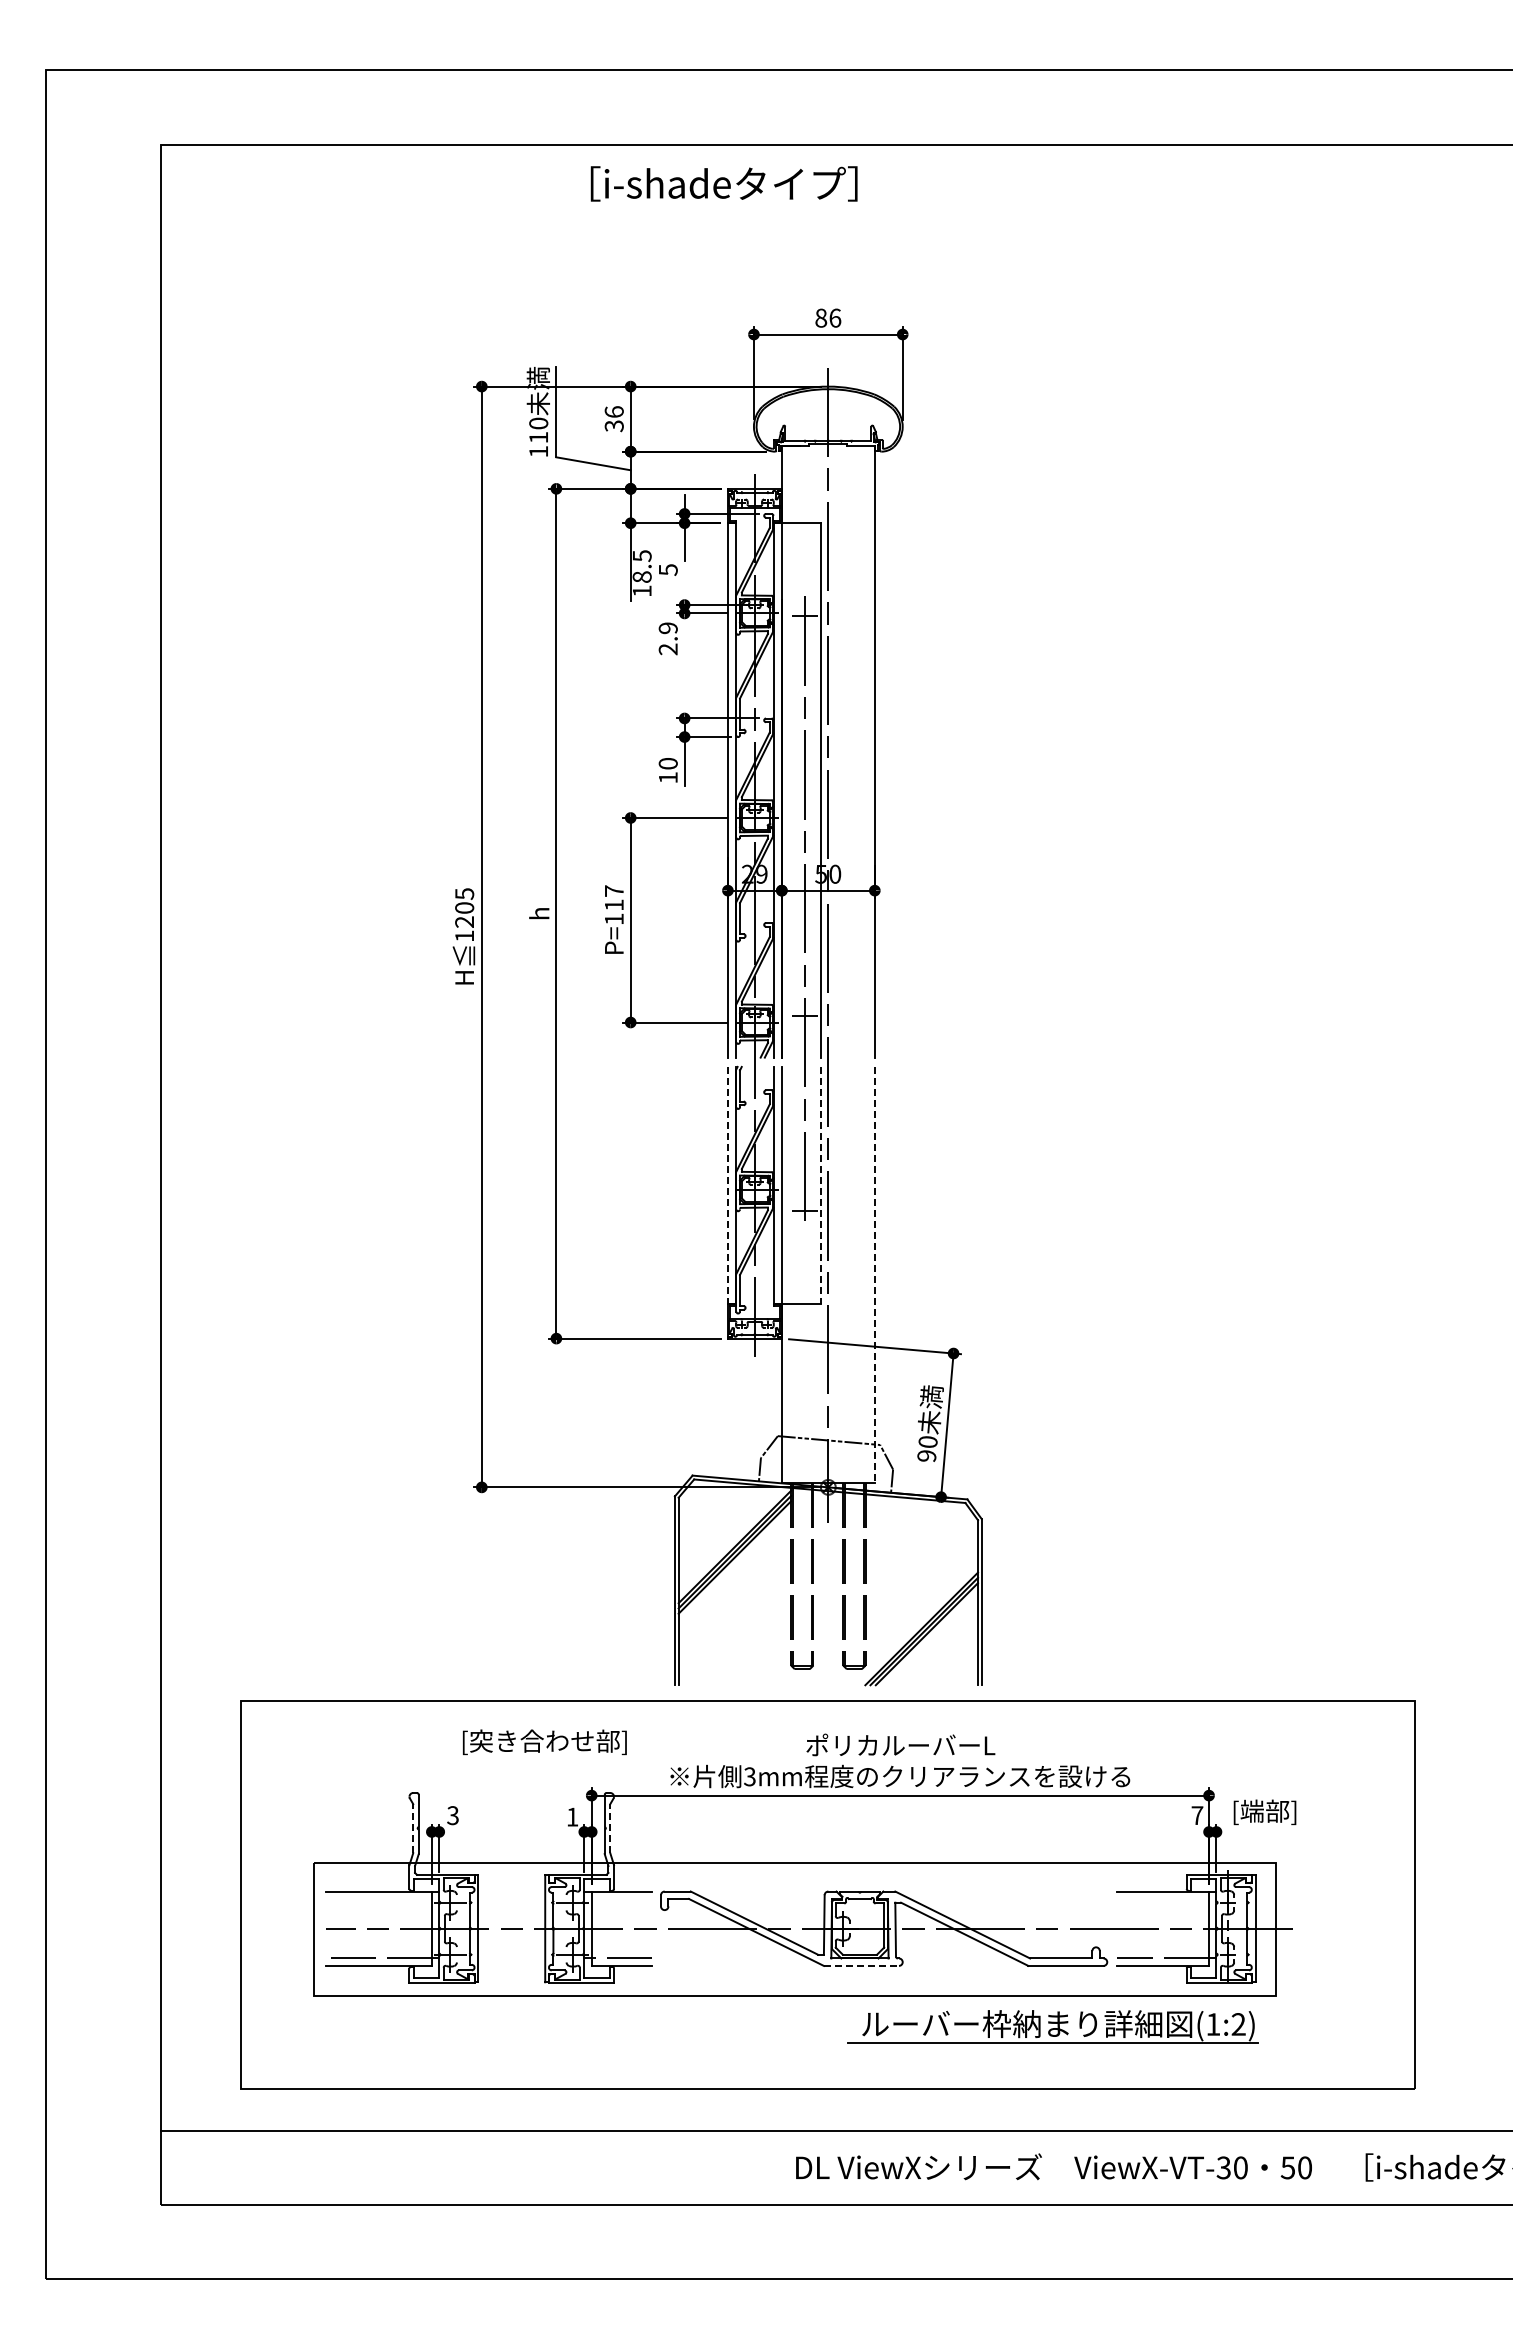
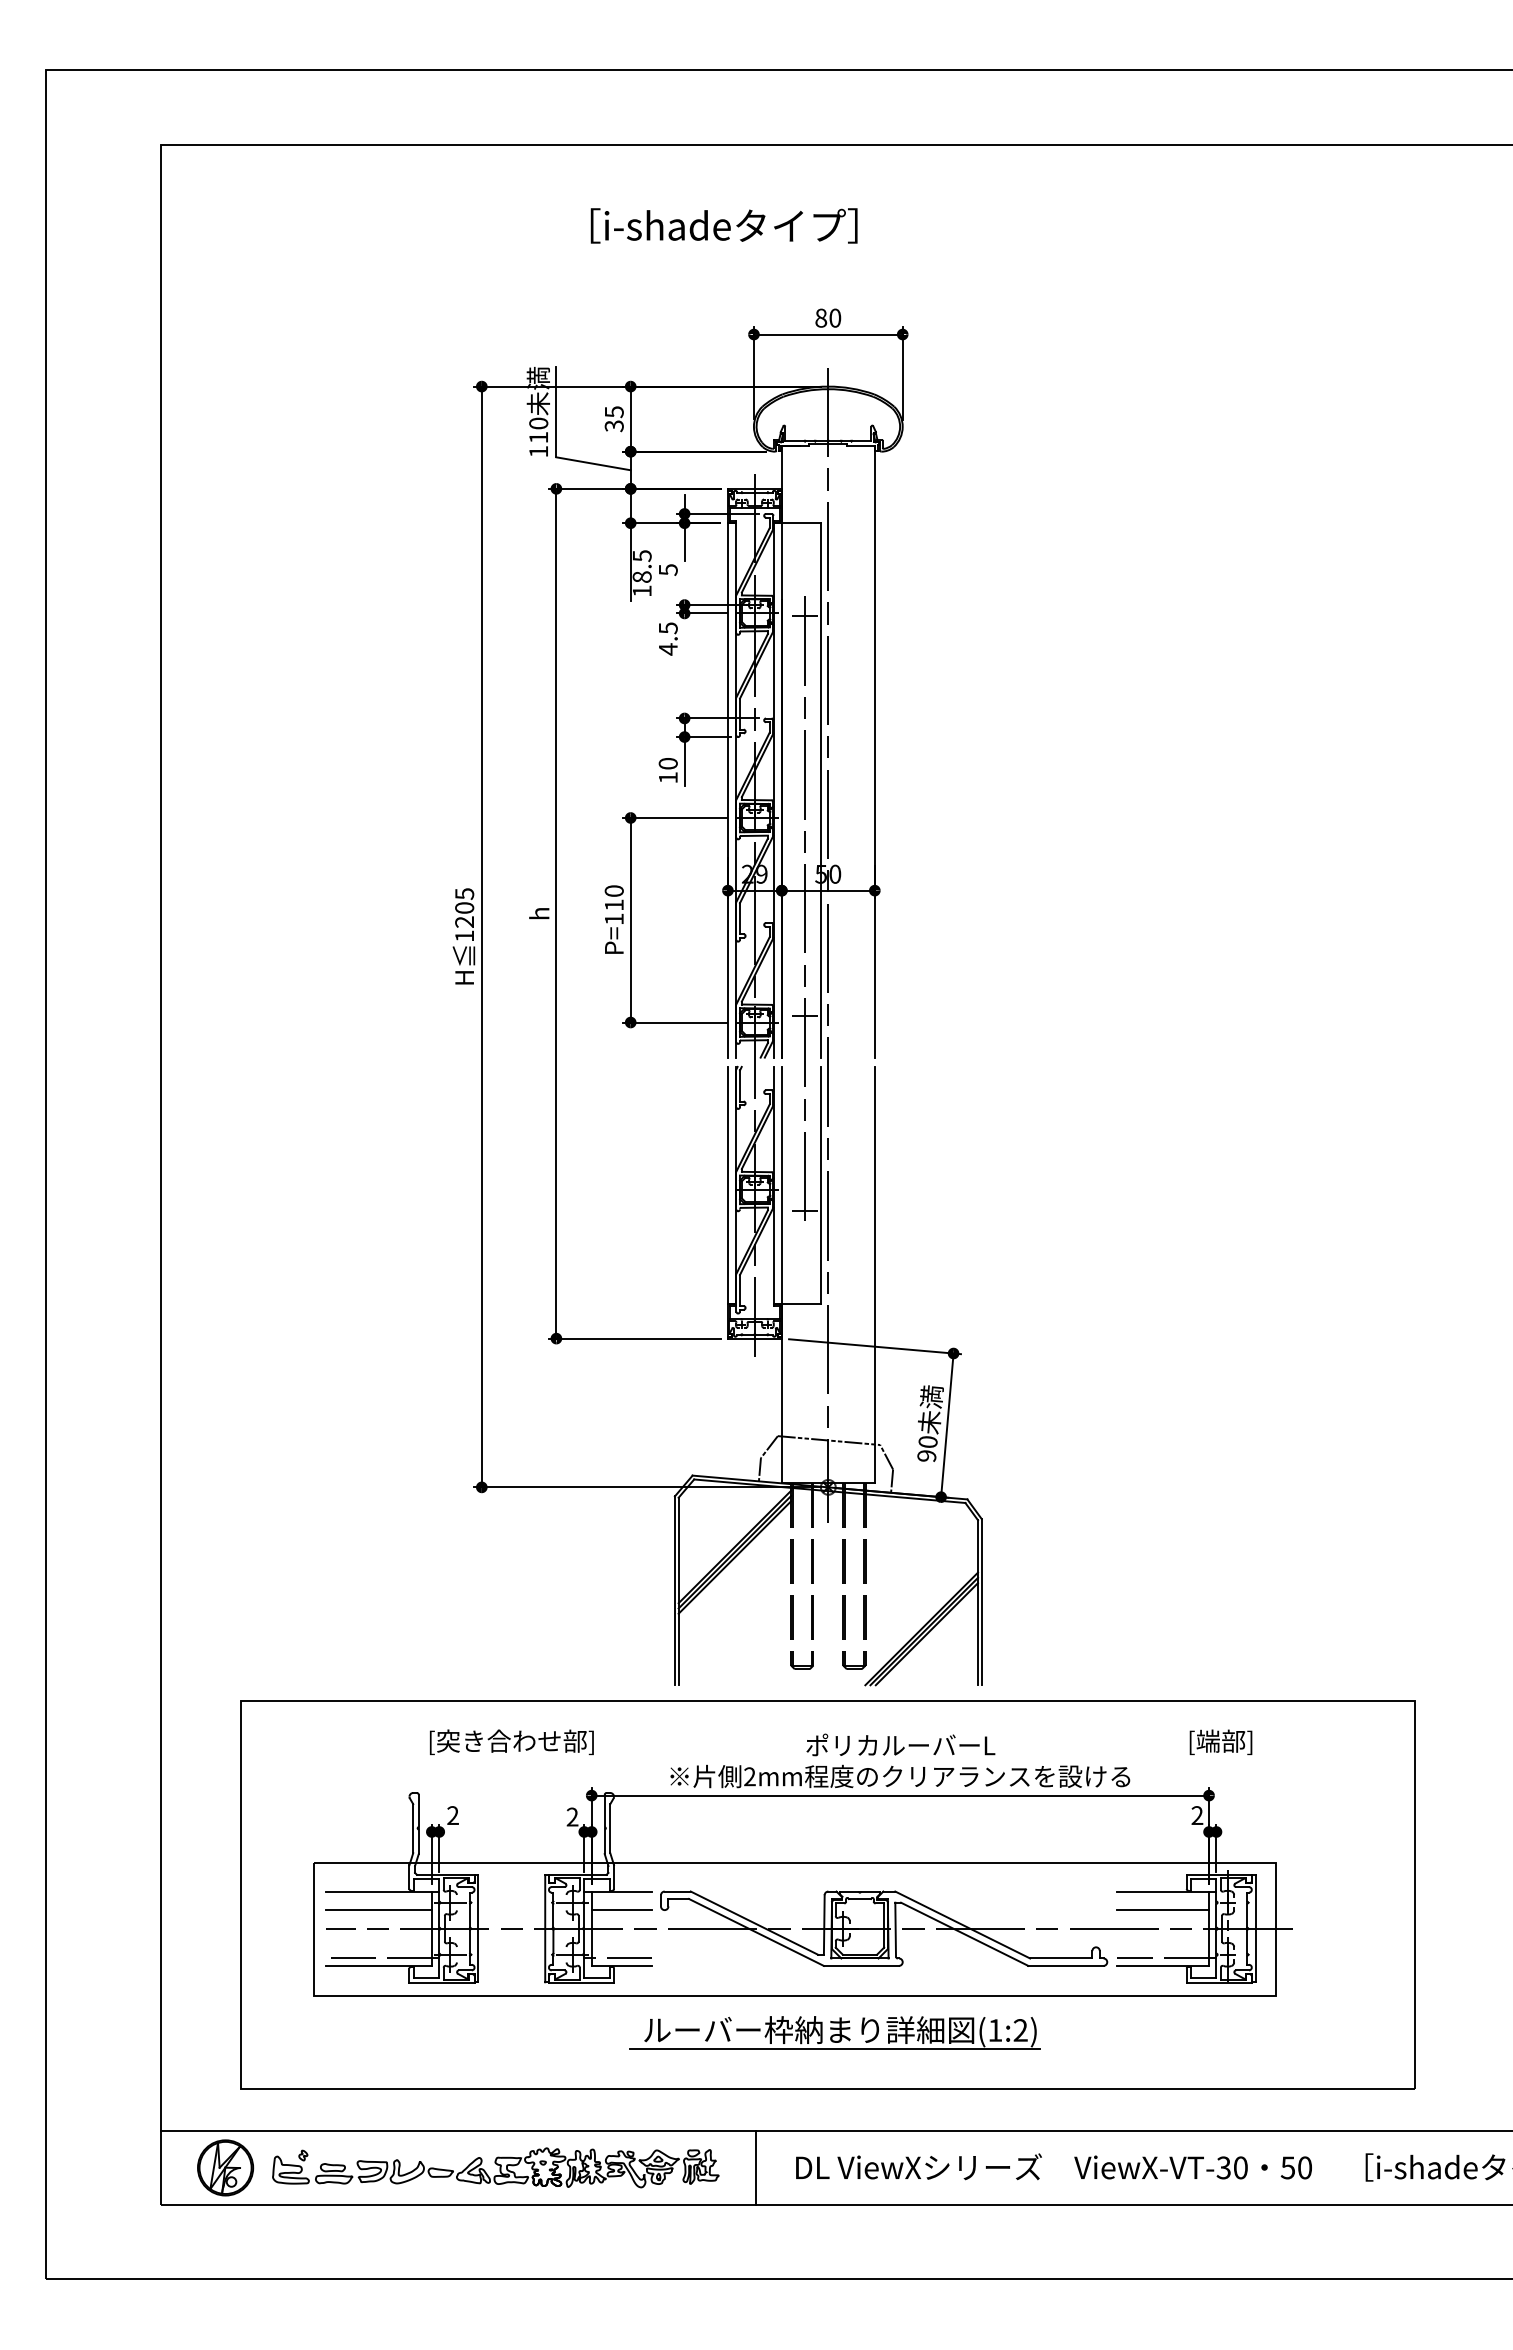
text position: (723, 183) -> (723, 225) (723, 225)
text: 86 -> 80 (835, 317)
text: 36 -> 35 (613, 412)
text: 2.9 -> 4.5 (667, 638)
text: P=117 -> P=110 (613, 890)
line: dashed -> solid (727, 1185)
line: dashed -> solid (820, 1185)
line: dashed -> solid (874, 1275)
text position: (544, 1742) -> (511, 1742) (511, 1742)
text: 3mm -> 2mm (749, 1776)
text position: (1264, 1812) -> (1220, 1742) (1220, 1742)
text: 3 -> 2 (452, 1815)
text: 7 -> 2 (1197, 1815)
text: 1 -> 2 (572, 1816)
line: dashed -> solid (413, 1828)
line: dashed -> solid (610, 1828)
line: none -> present (378, 1910)
line: none -> present (621, 1910)
line: none -> present (1162, 1910)
line: dashed -> solid (861, 1965)
part position: (1052, 2026) -> (834, 2032) (834, 2032)
part: none -> present (225, 2167)
part: none -> present (495, 2167)
line: none -> present (755, 2167)
